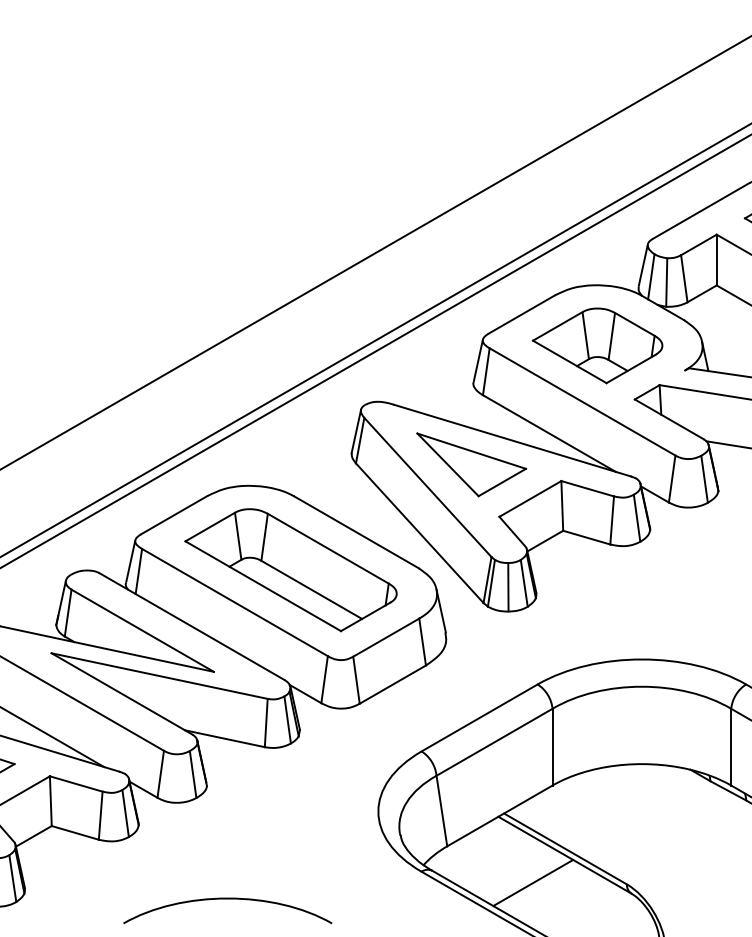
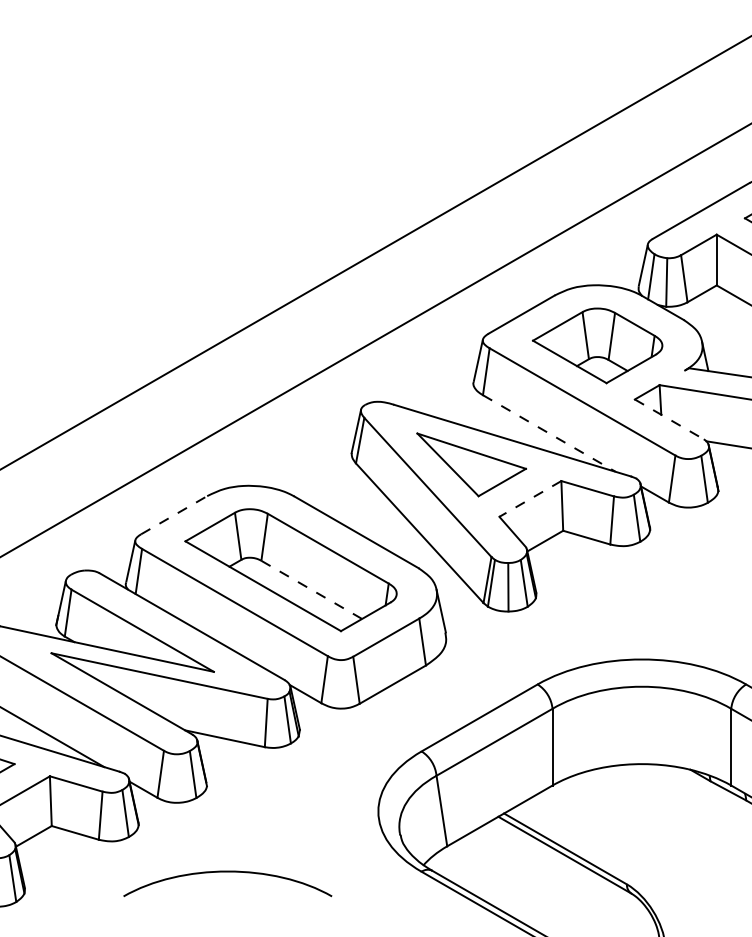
line: present -> none (375, 351)
line: solid -> dashed (669, 419)
line: solid -> dashed (549, 433)
line: solid -> dashed (530, 498)
line: solid -> dashed (174, 514)
line: solid -> dashed (312, 590)
line: present -> none (533, 882)
curve position: (227, 899) -> (227, 872) (227, 872)
